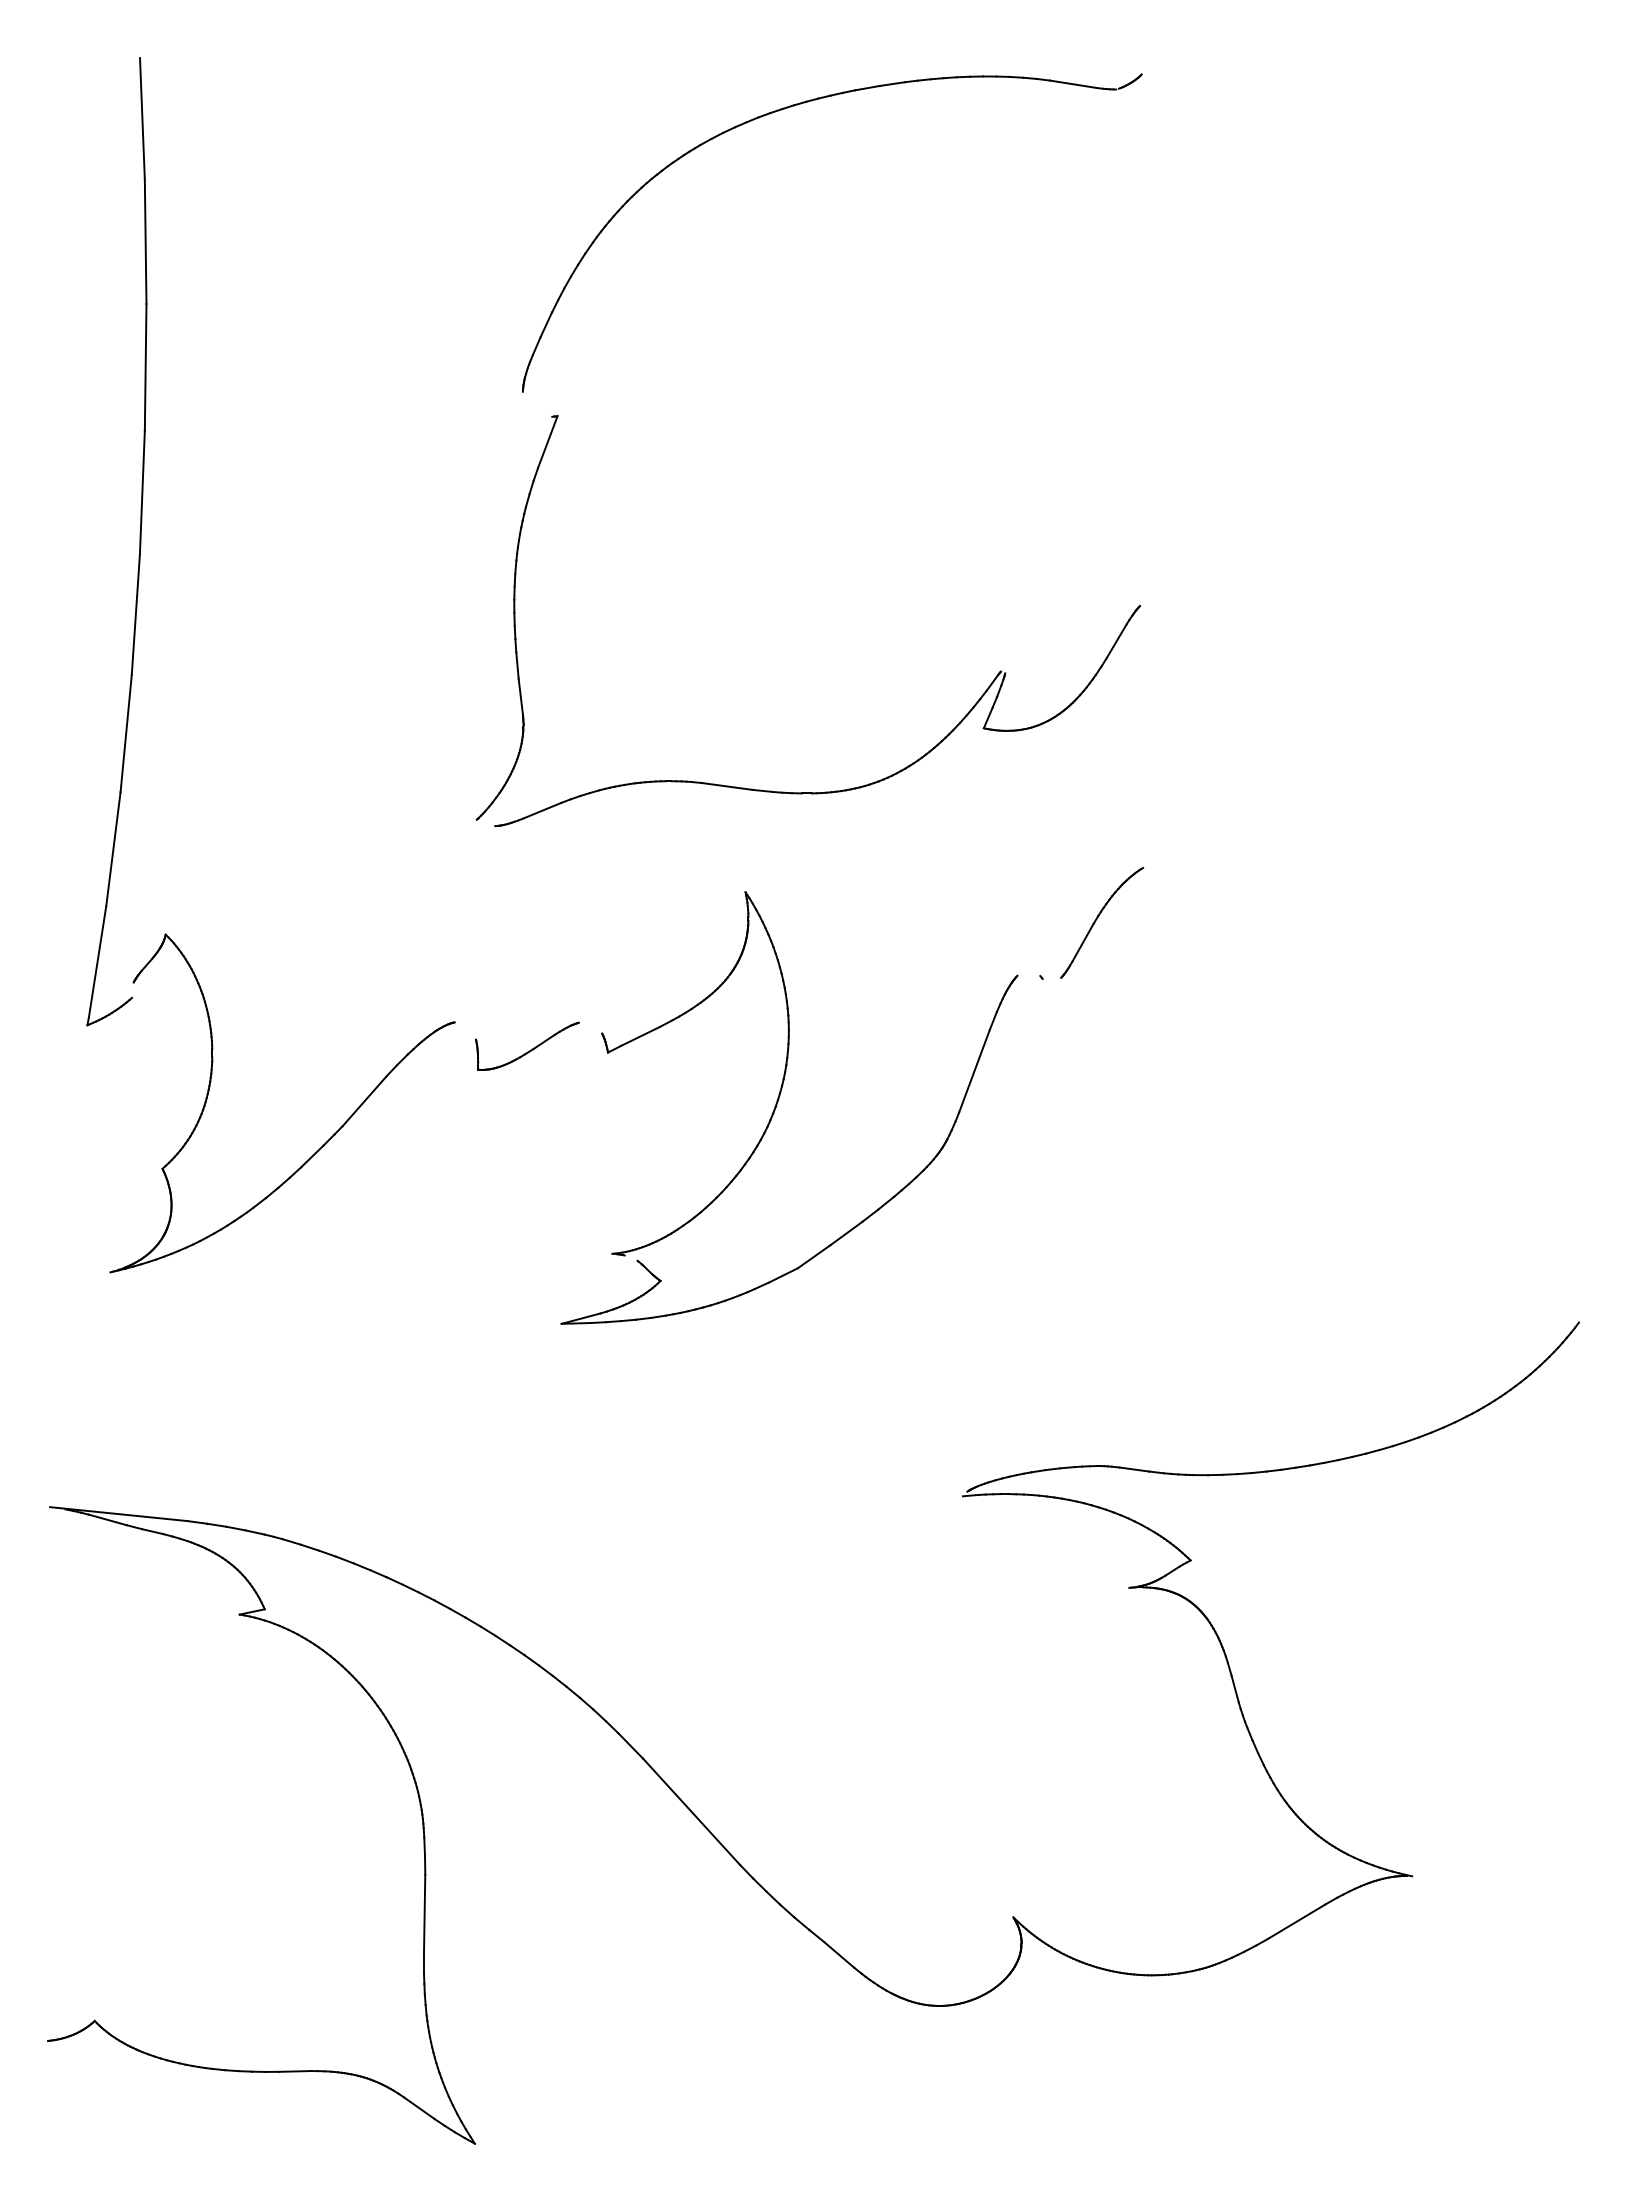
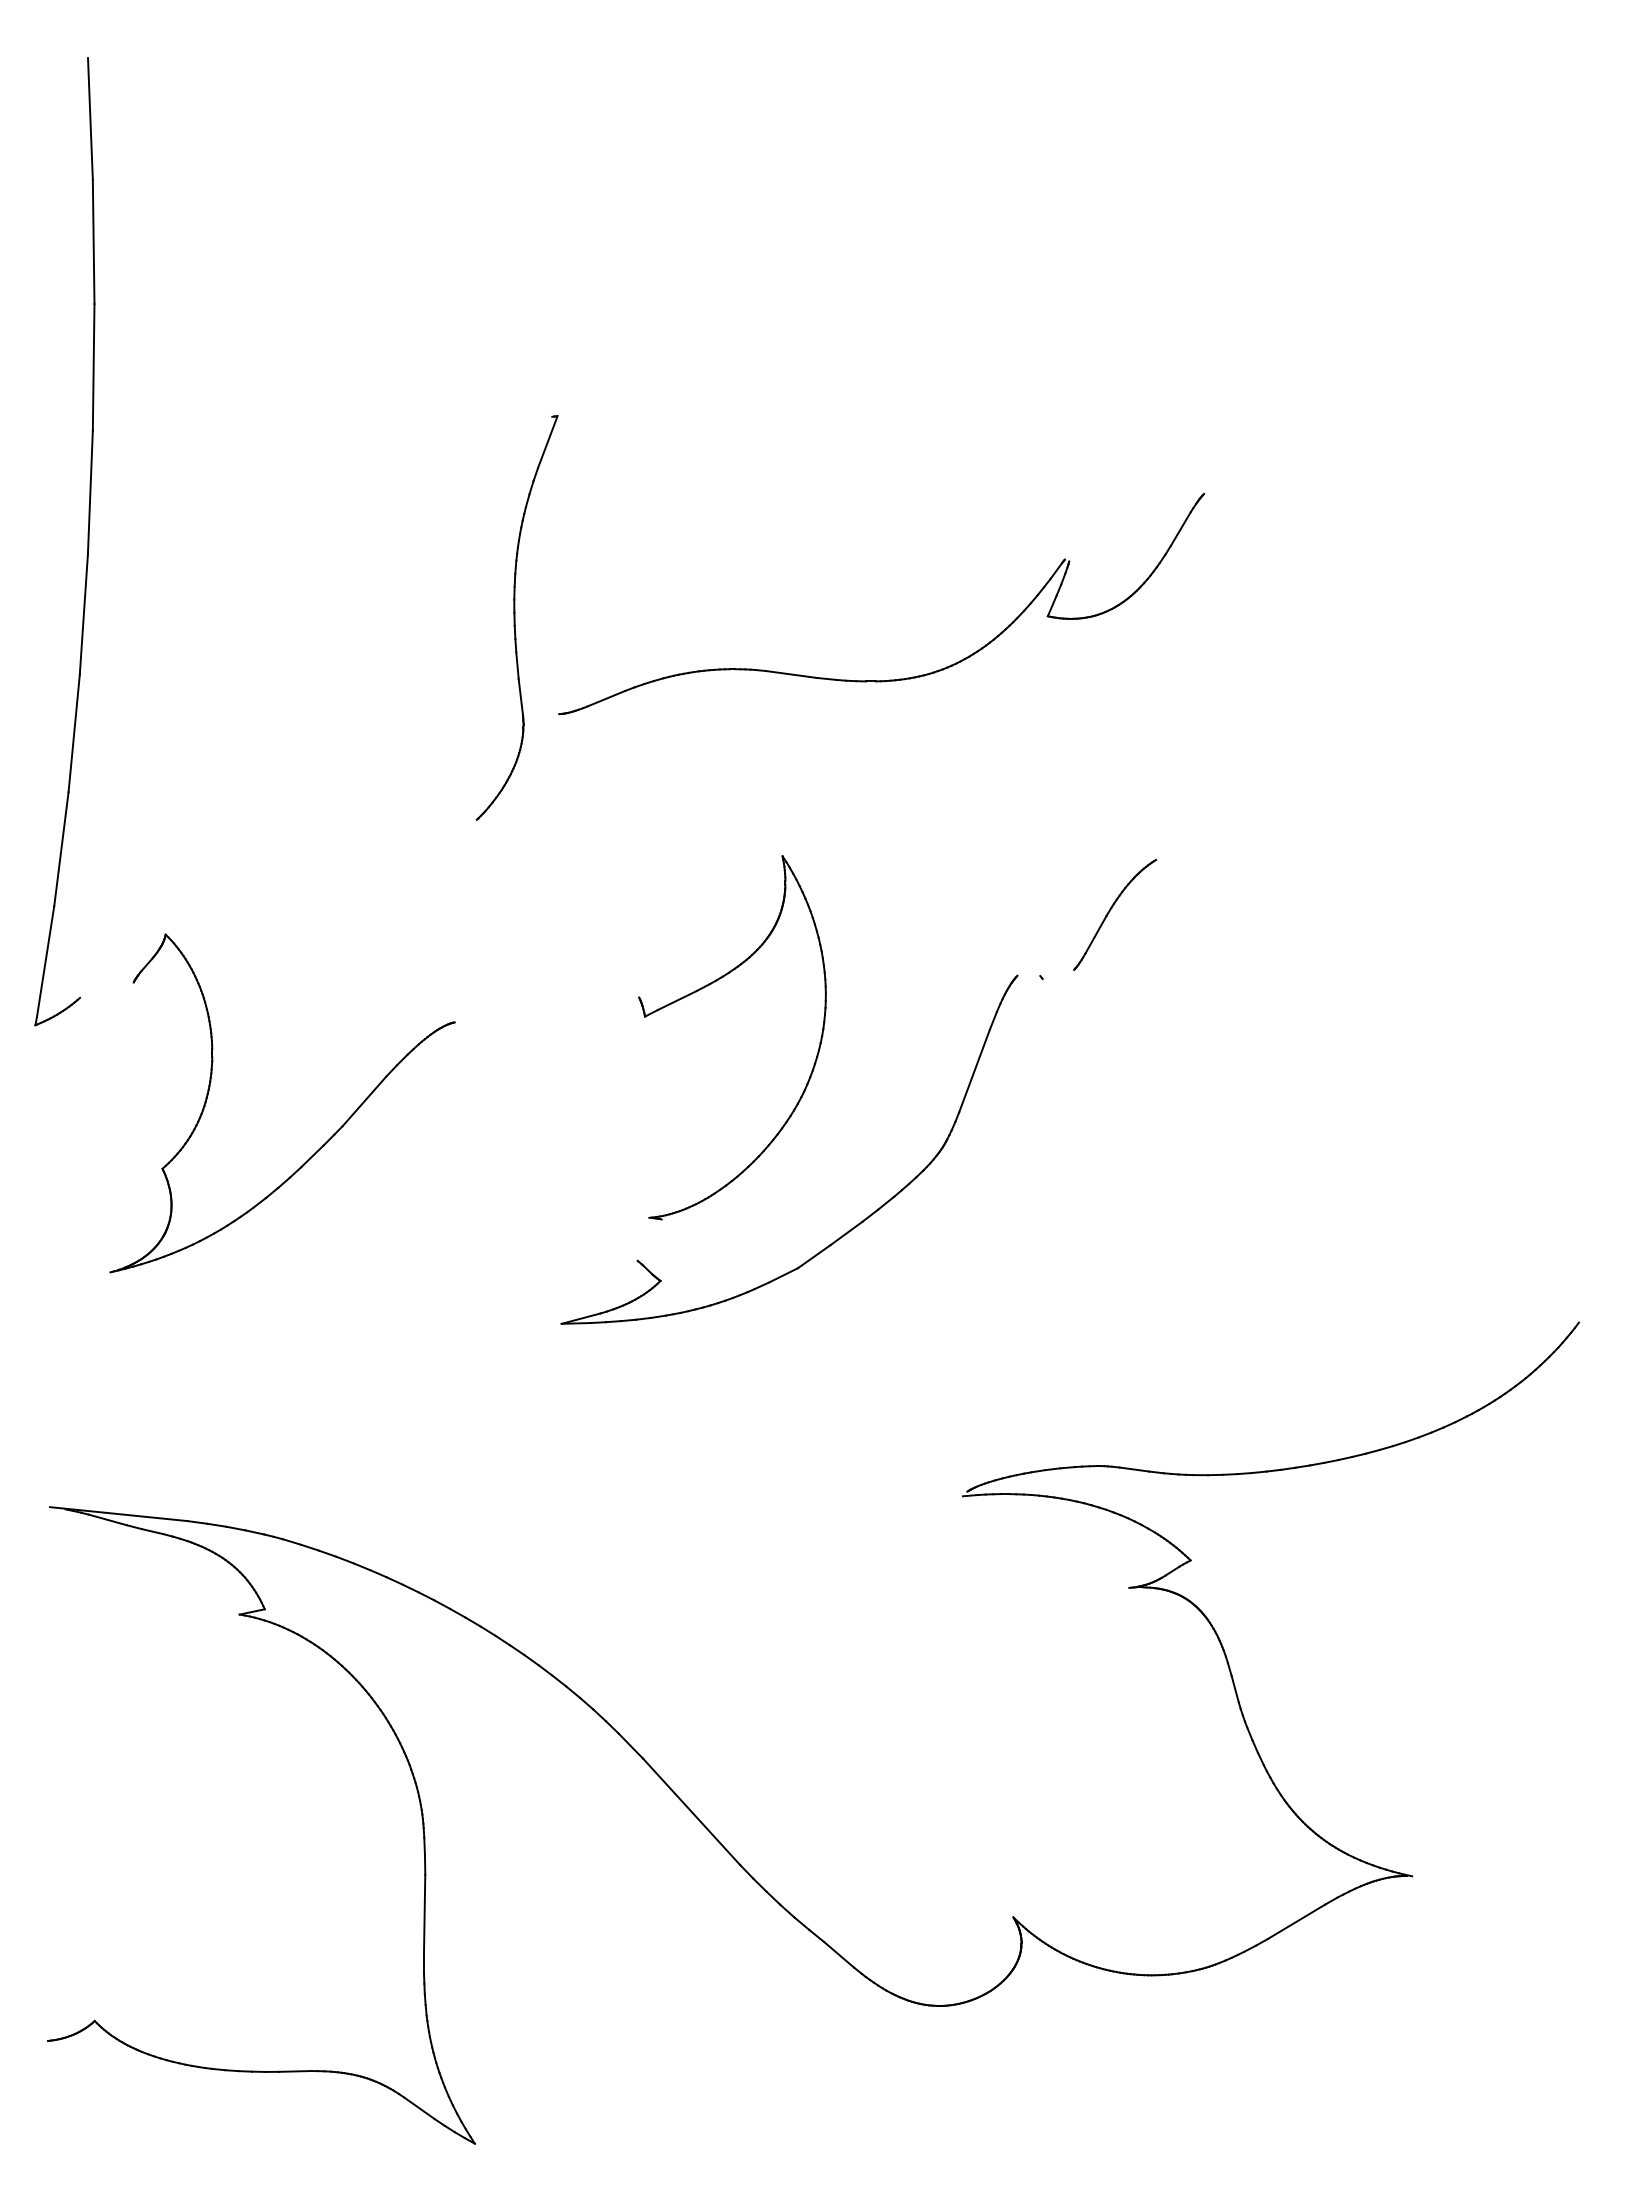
part: present -> none (791, 107)
part position: (139, 541) -> (87, 541) (87, 541)
part position: (825, 791) -> (889, 679) (889, 679)
part position: (1102, 922) -> (1115, 914) (1115, 914)
part position: (665, 1025) -> (702, 989) (702, 989)
part: present -> none (527, 1045)
